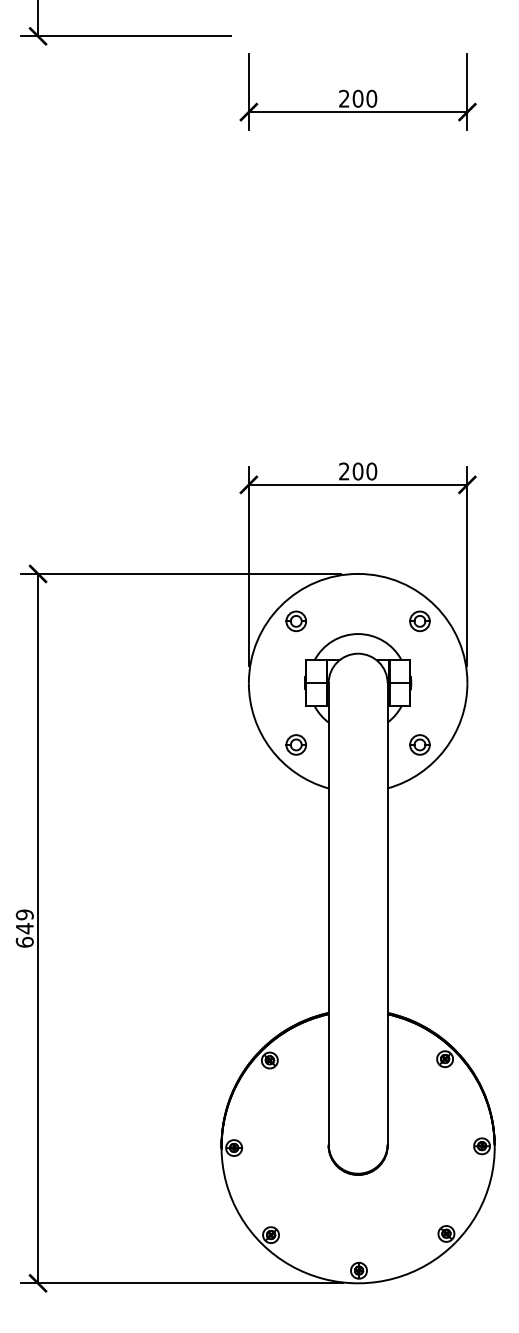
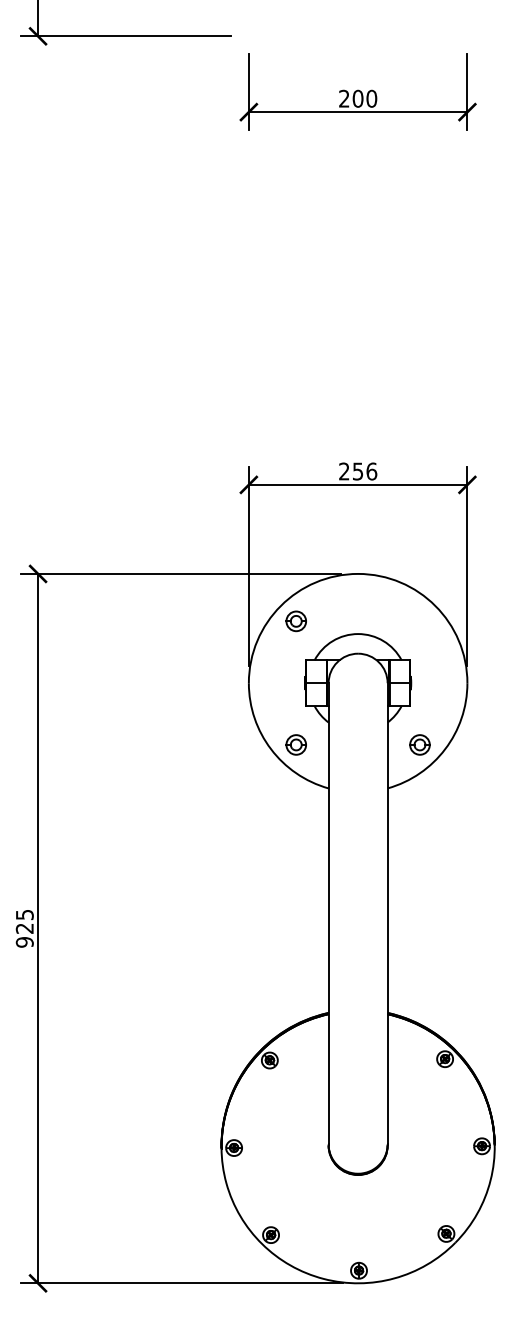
text: 200 -> 256 (364, 471)
part: present -> none (419, 621)
text: 649 -> 925 (24, 928)
